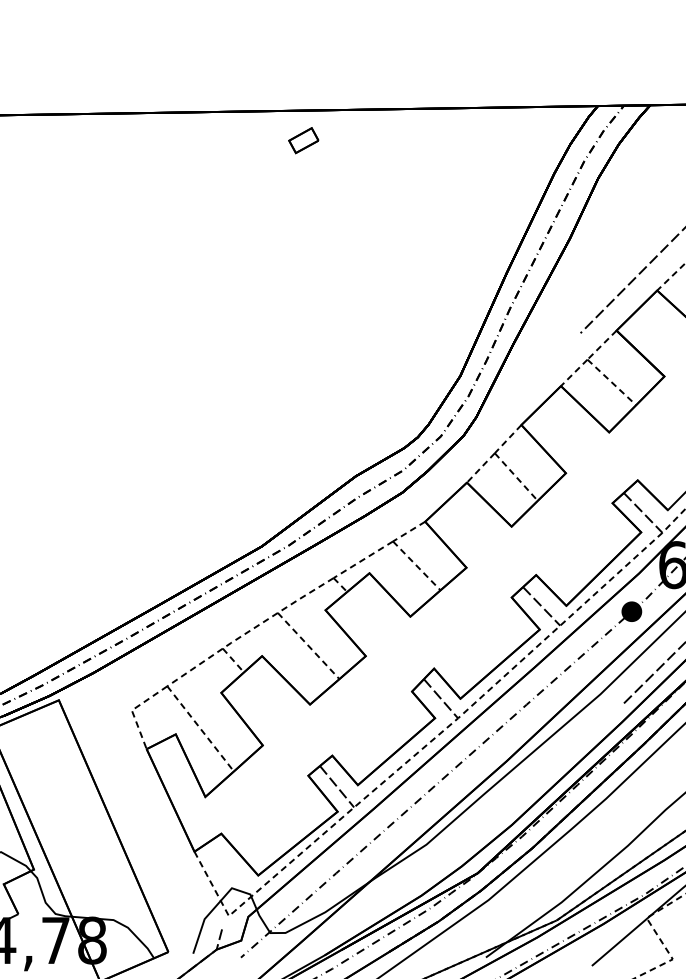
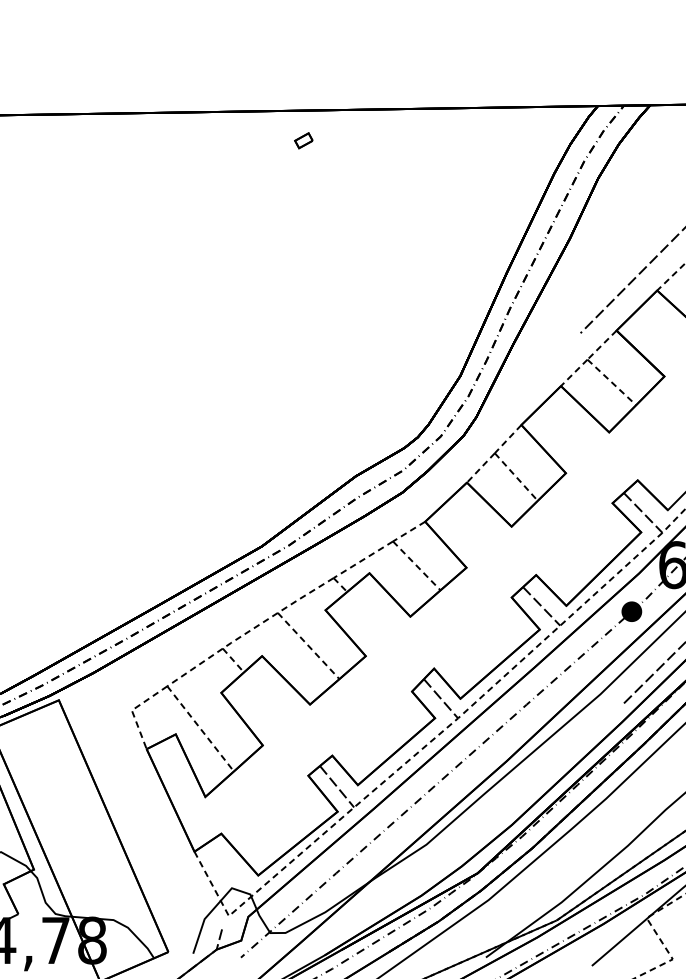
part size: 32x28 px -> 20x18 px (303, 140)
